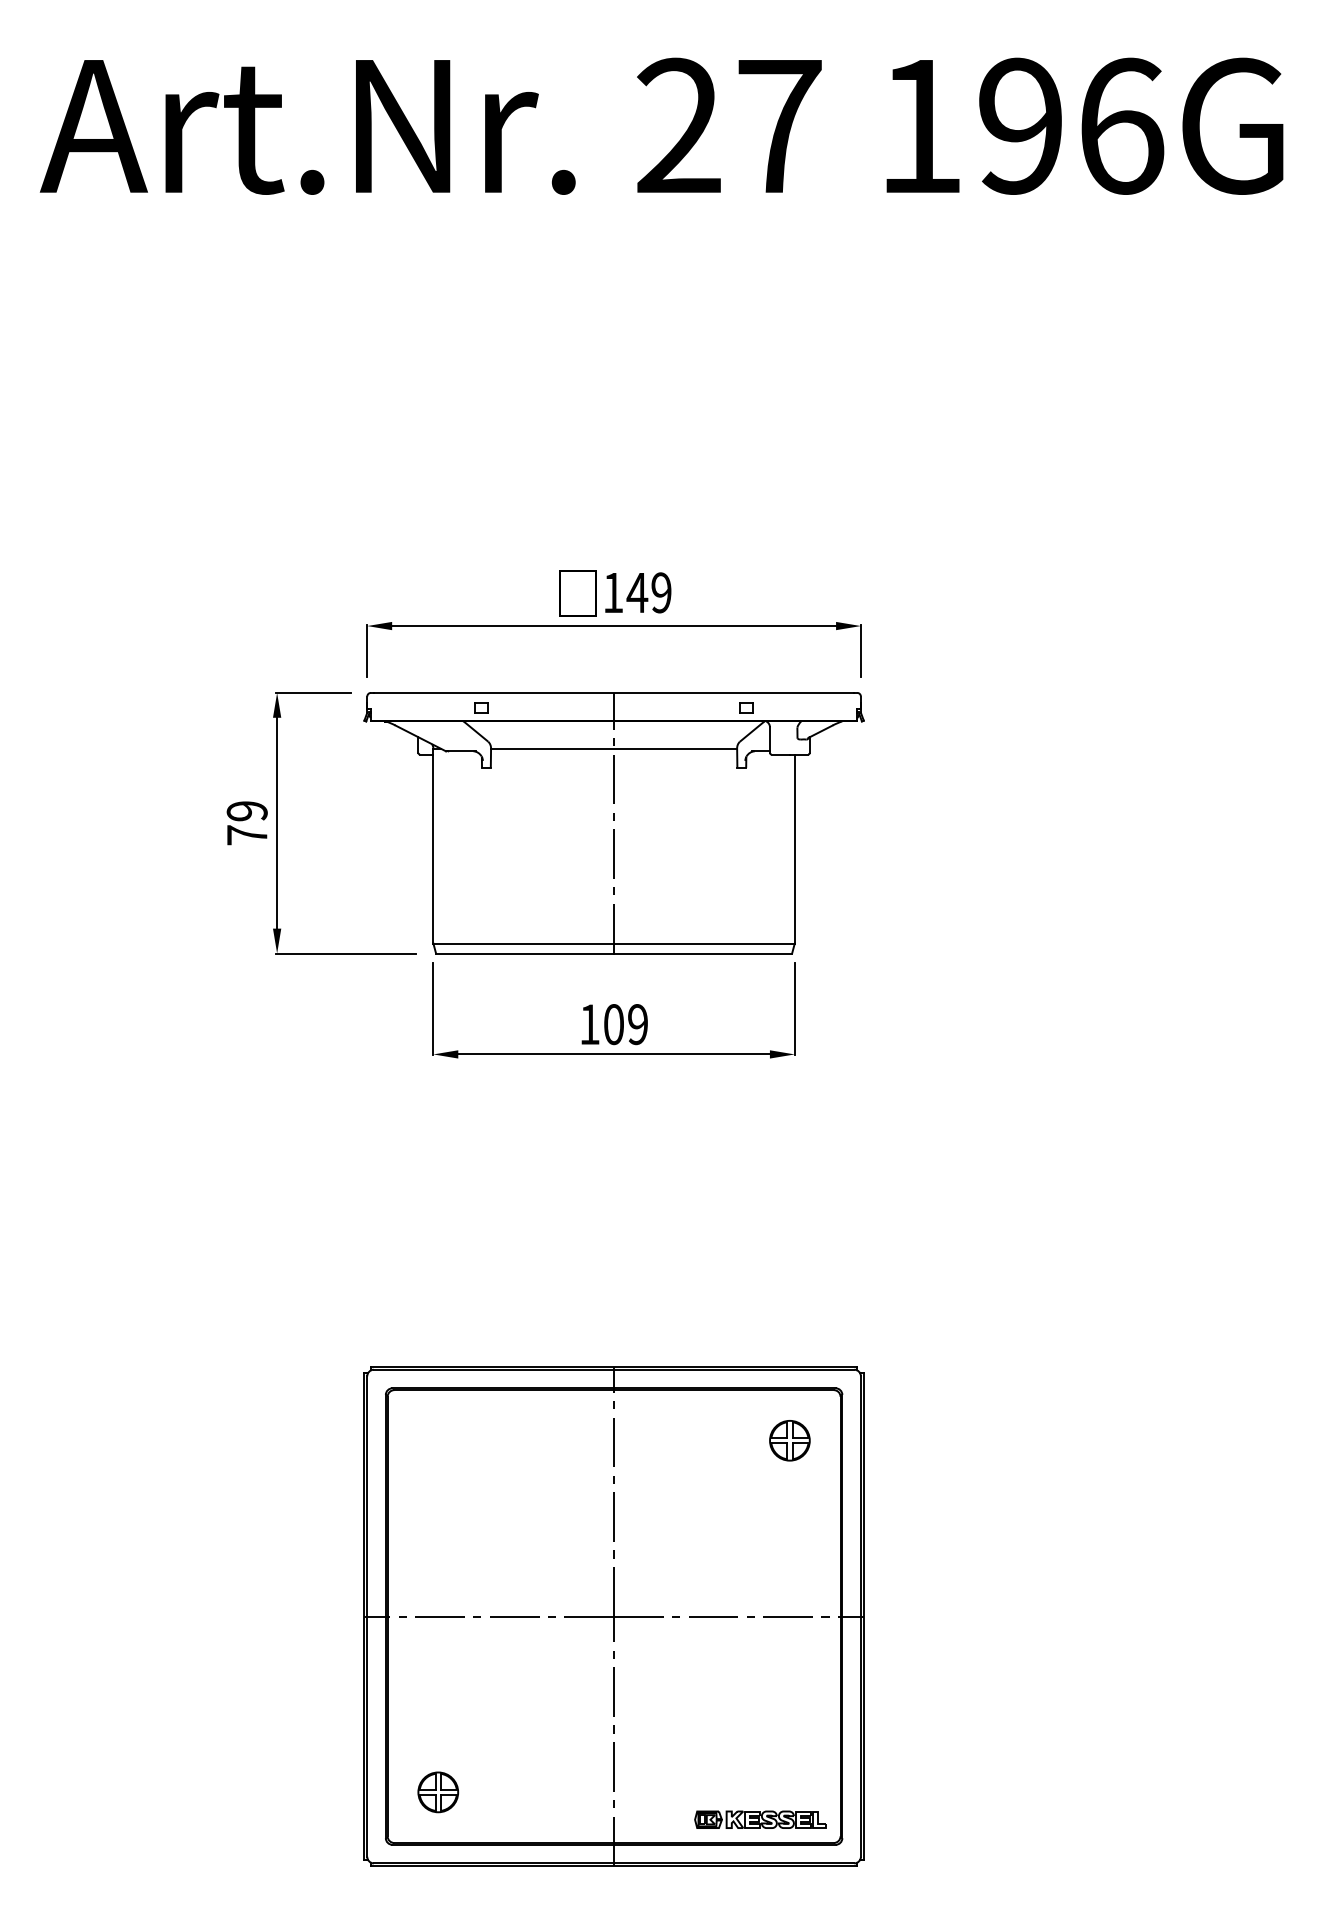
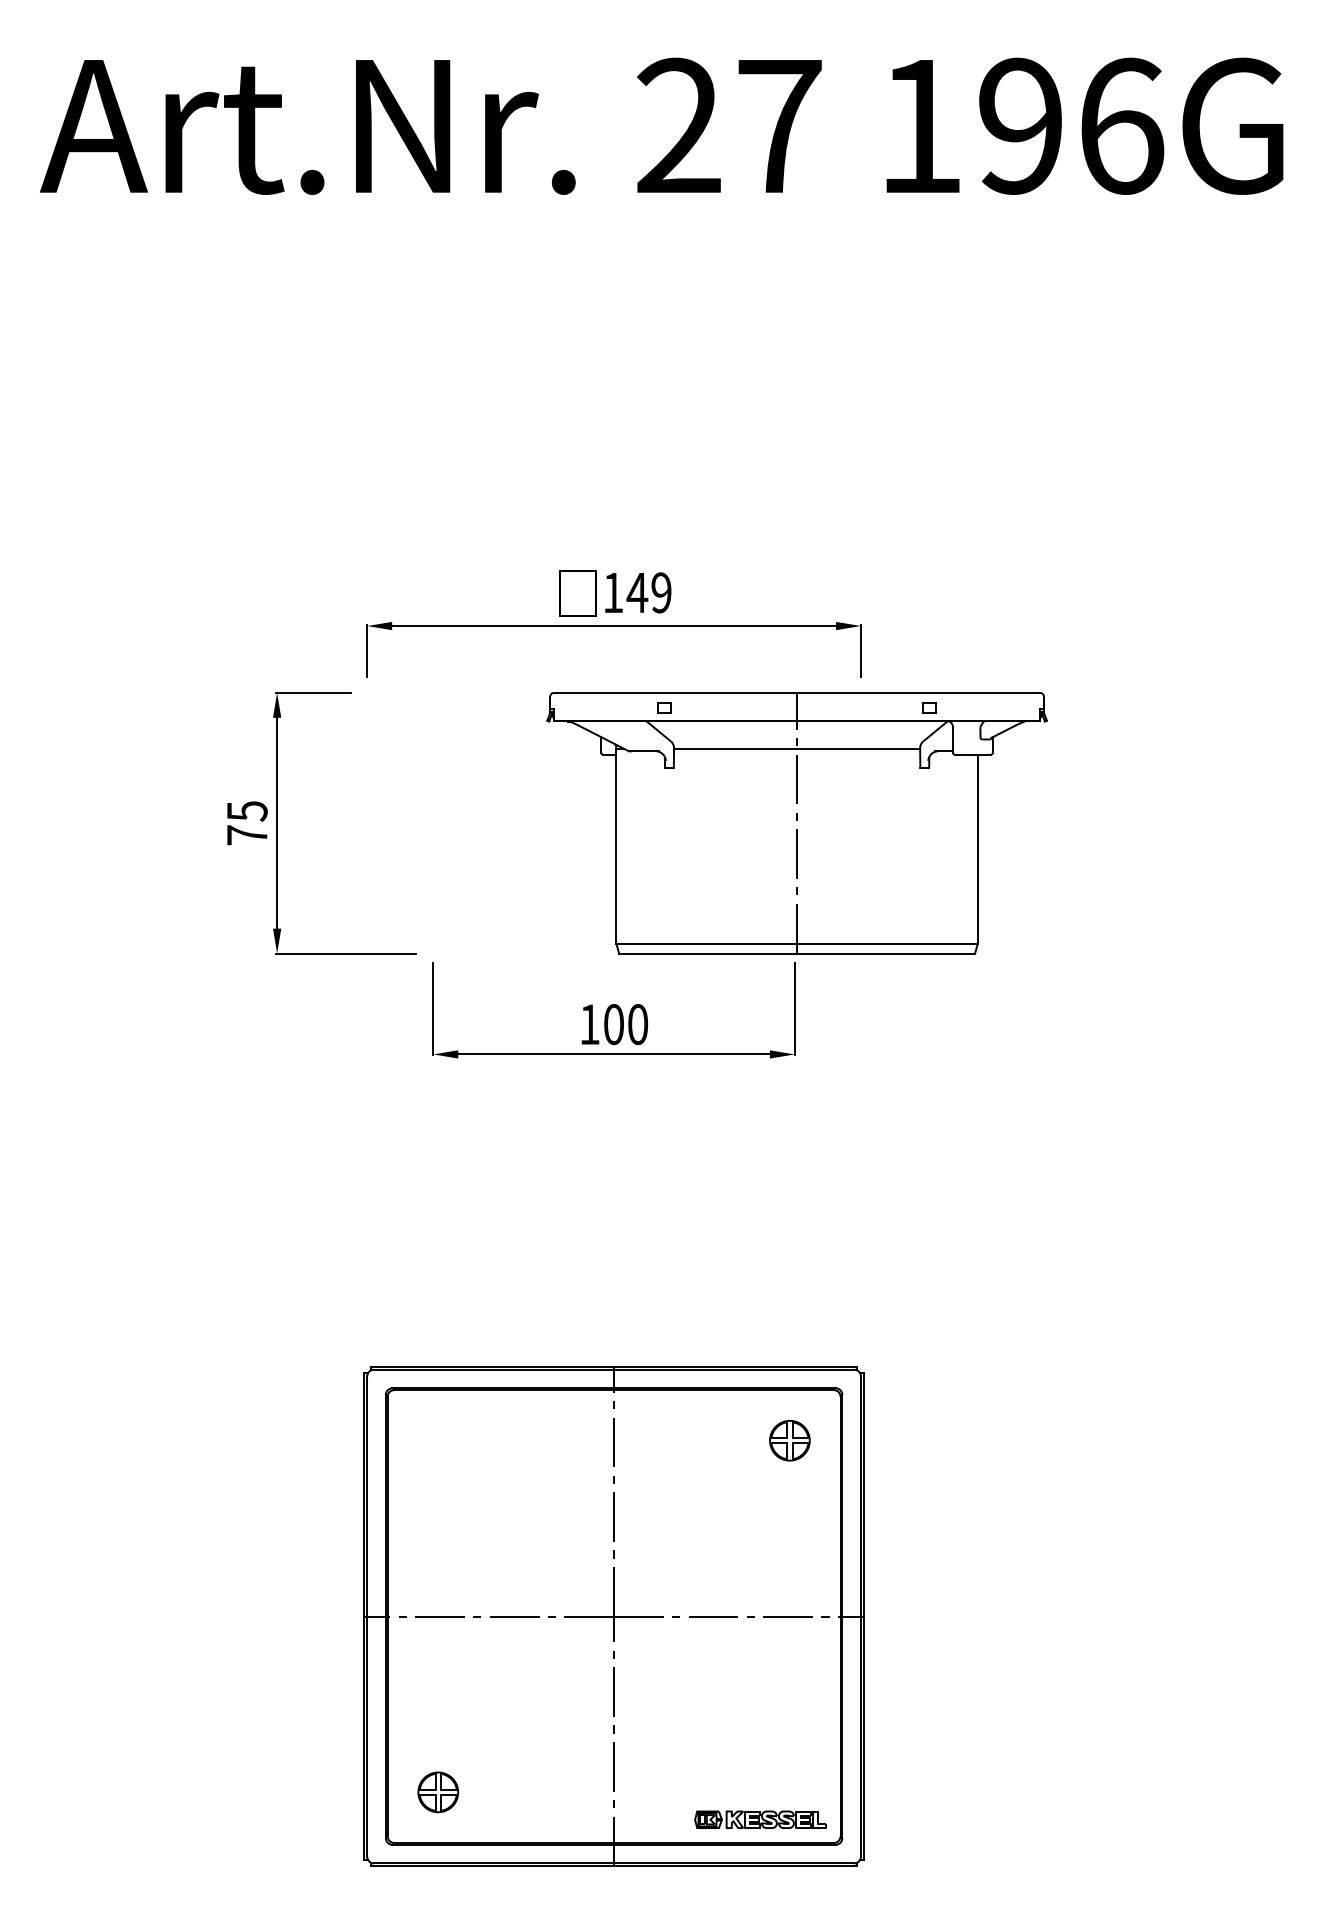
text: 79 -> 75 (246, 811)
part position: (613, 823) -> (796, 823) (796, 823)
text: 109 -> 100 (638, 1024)
